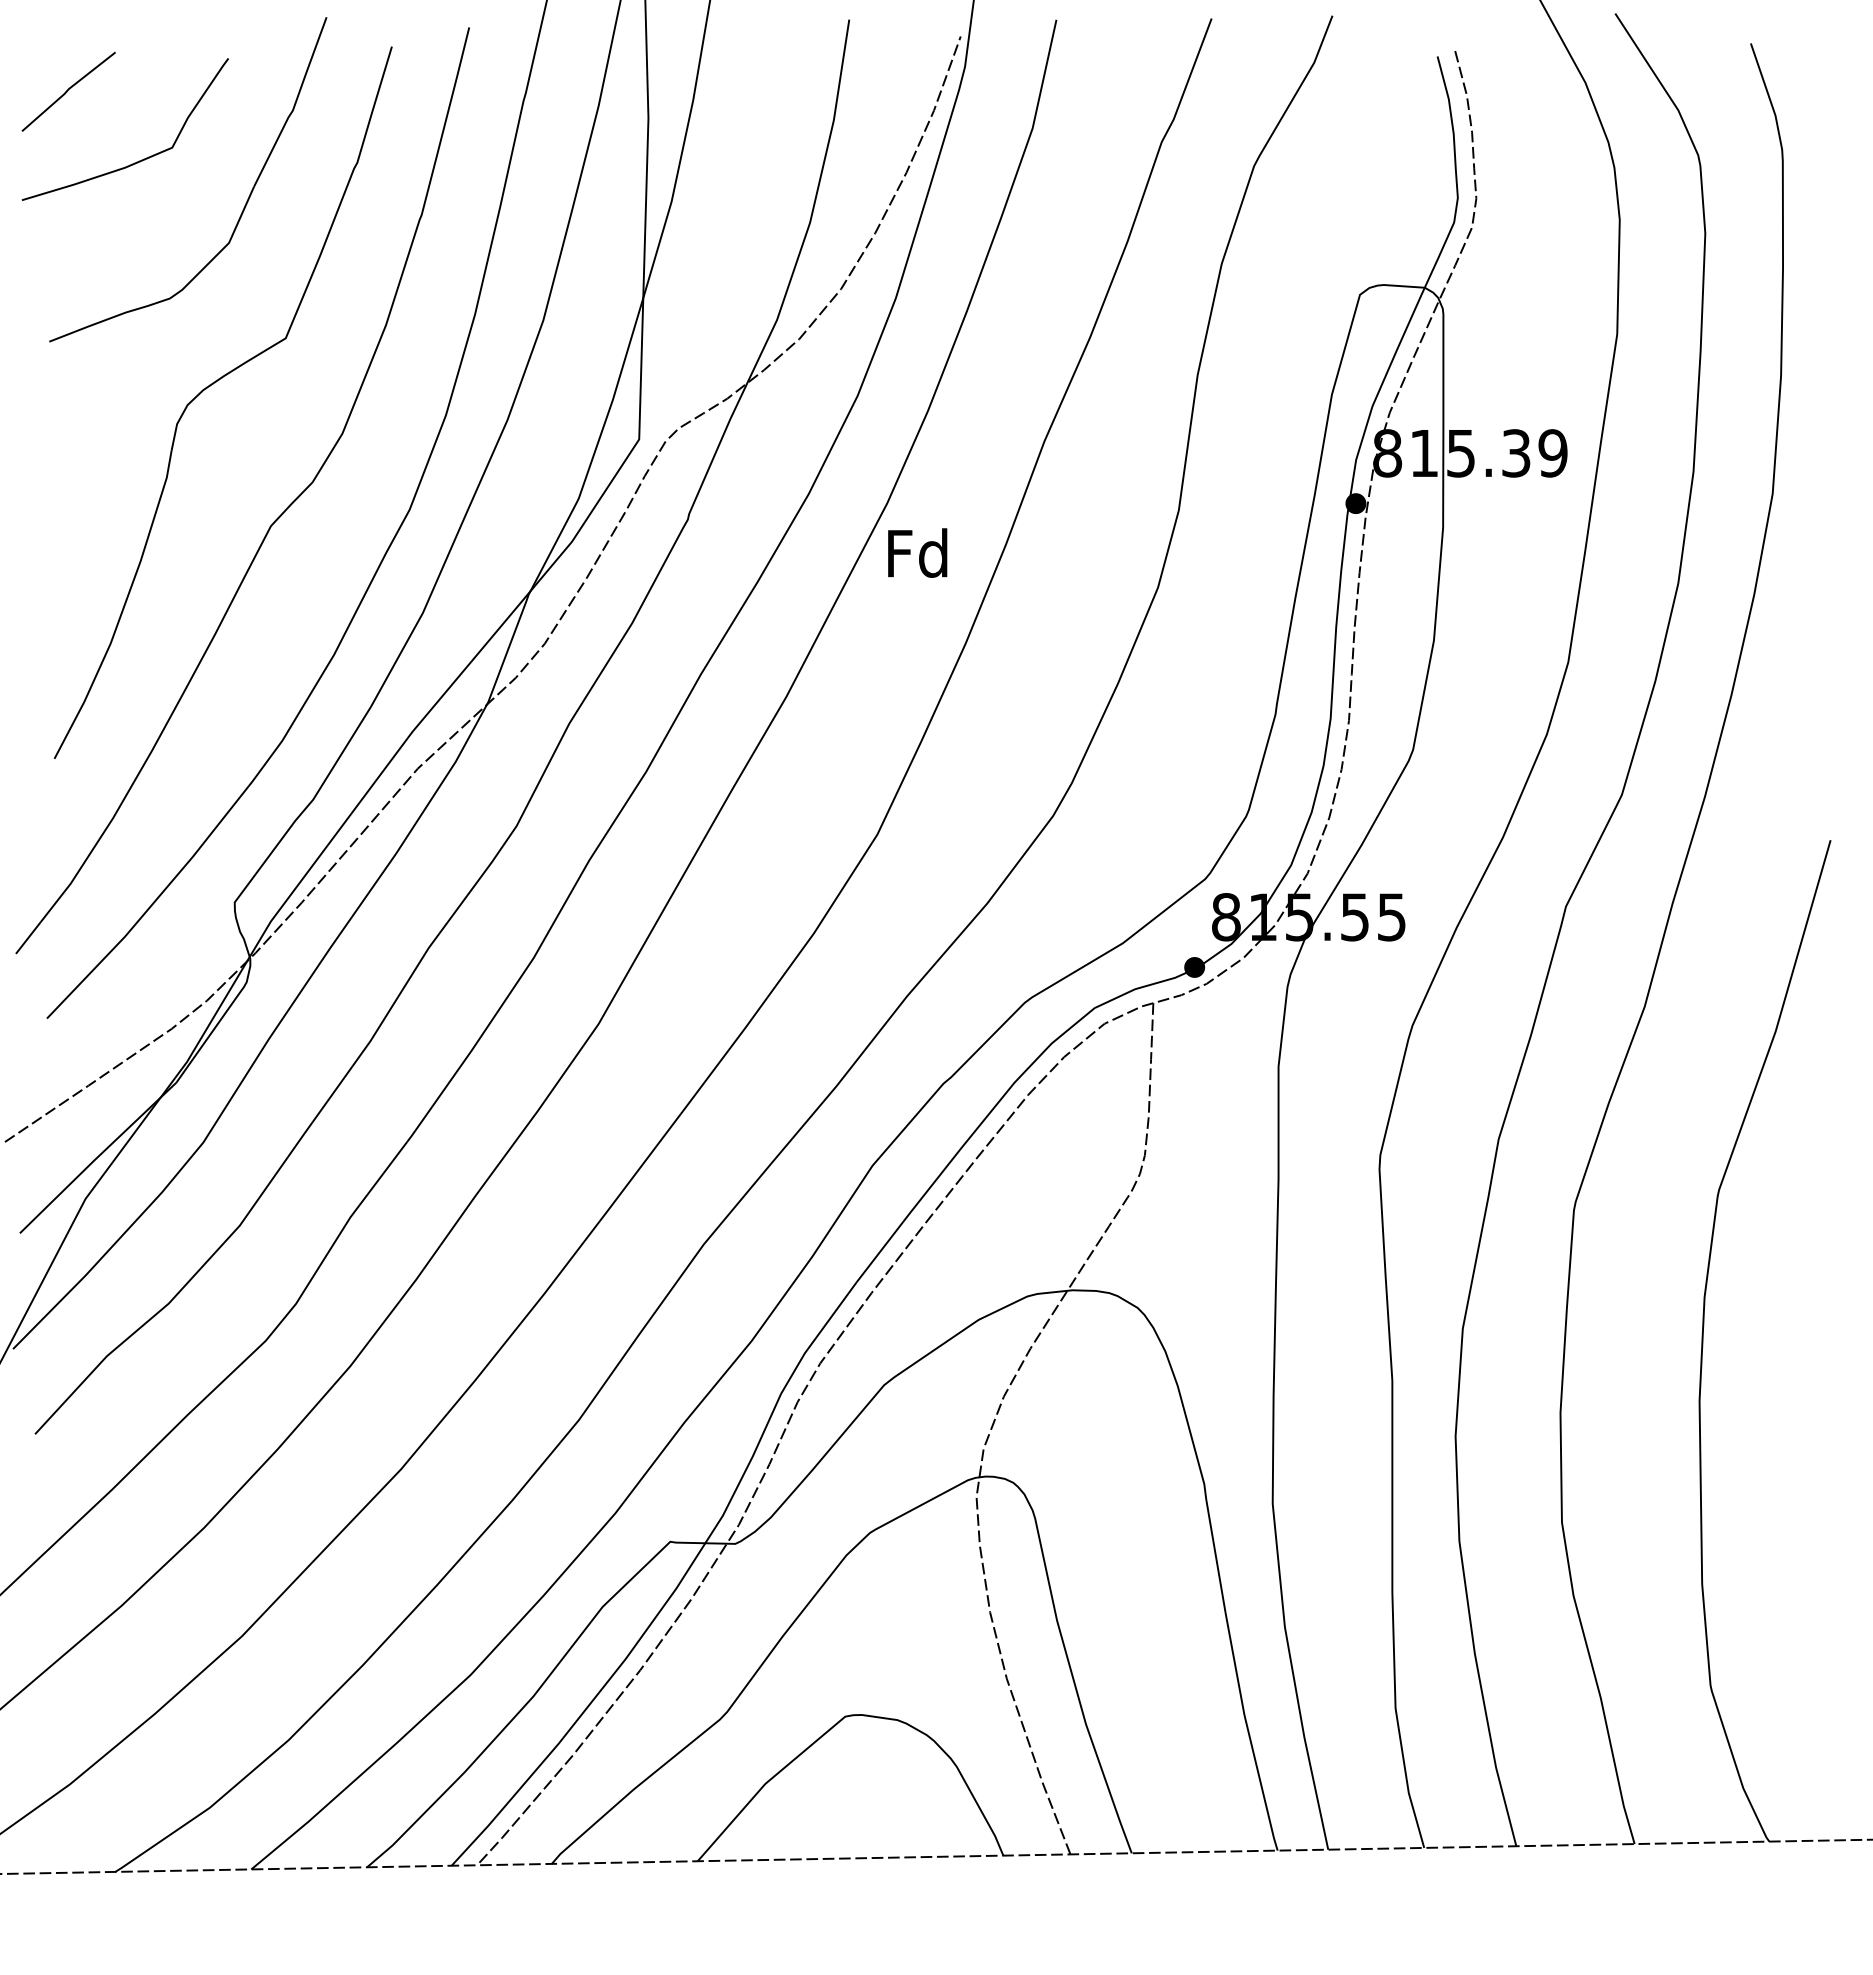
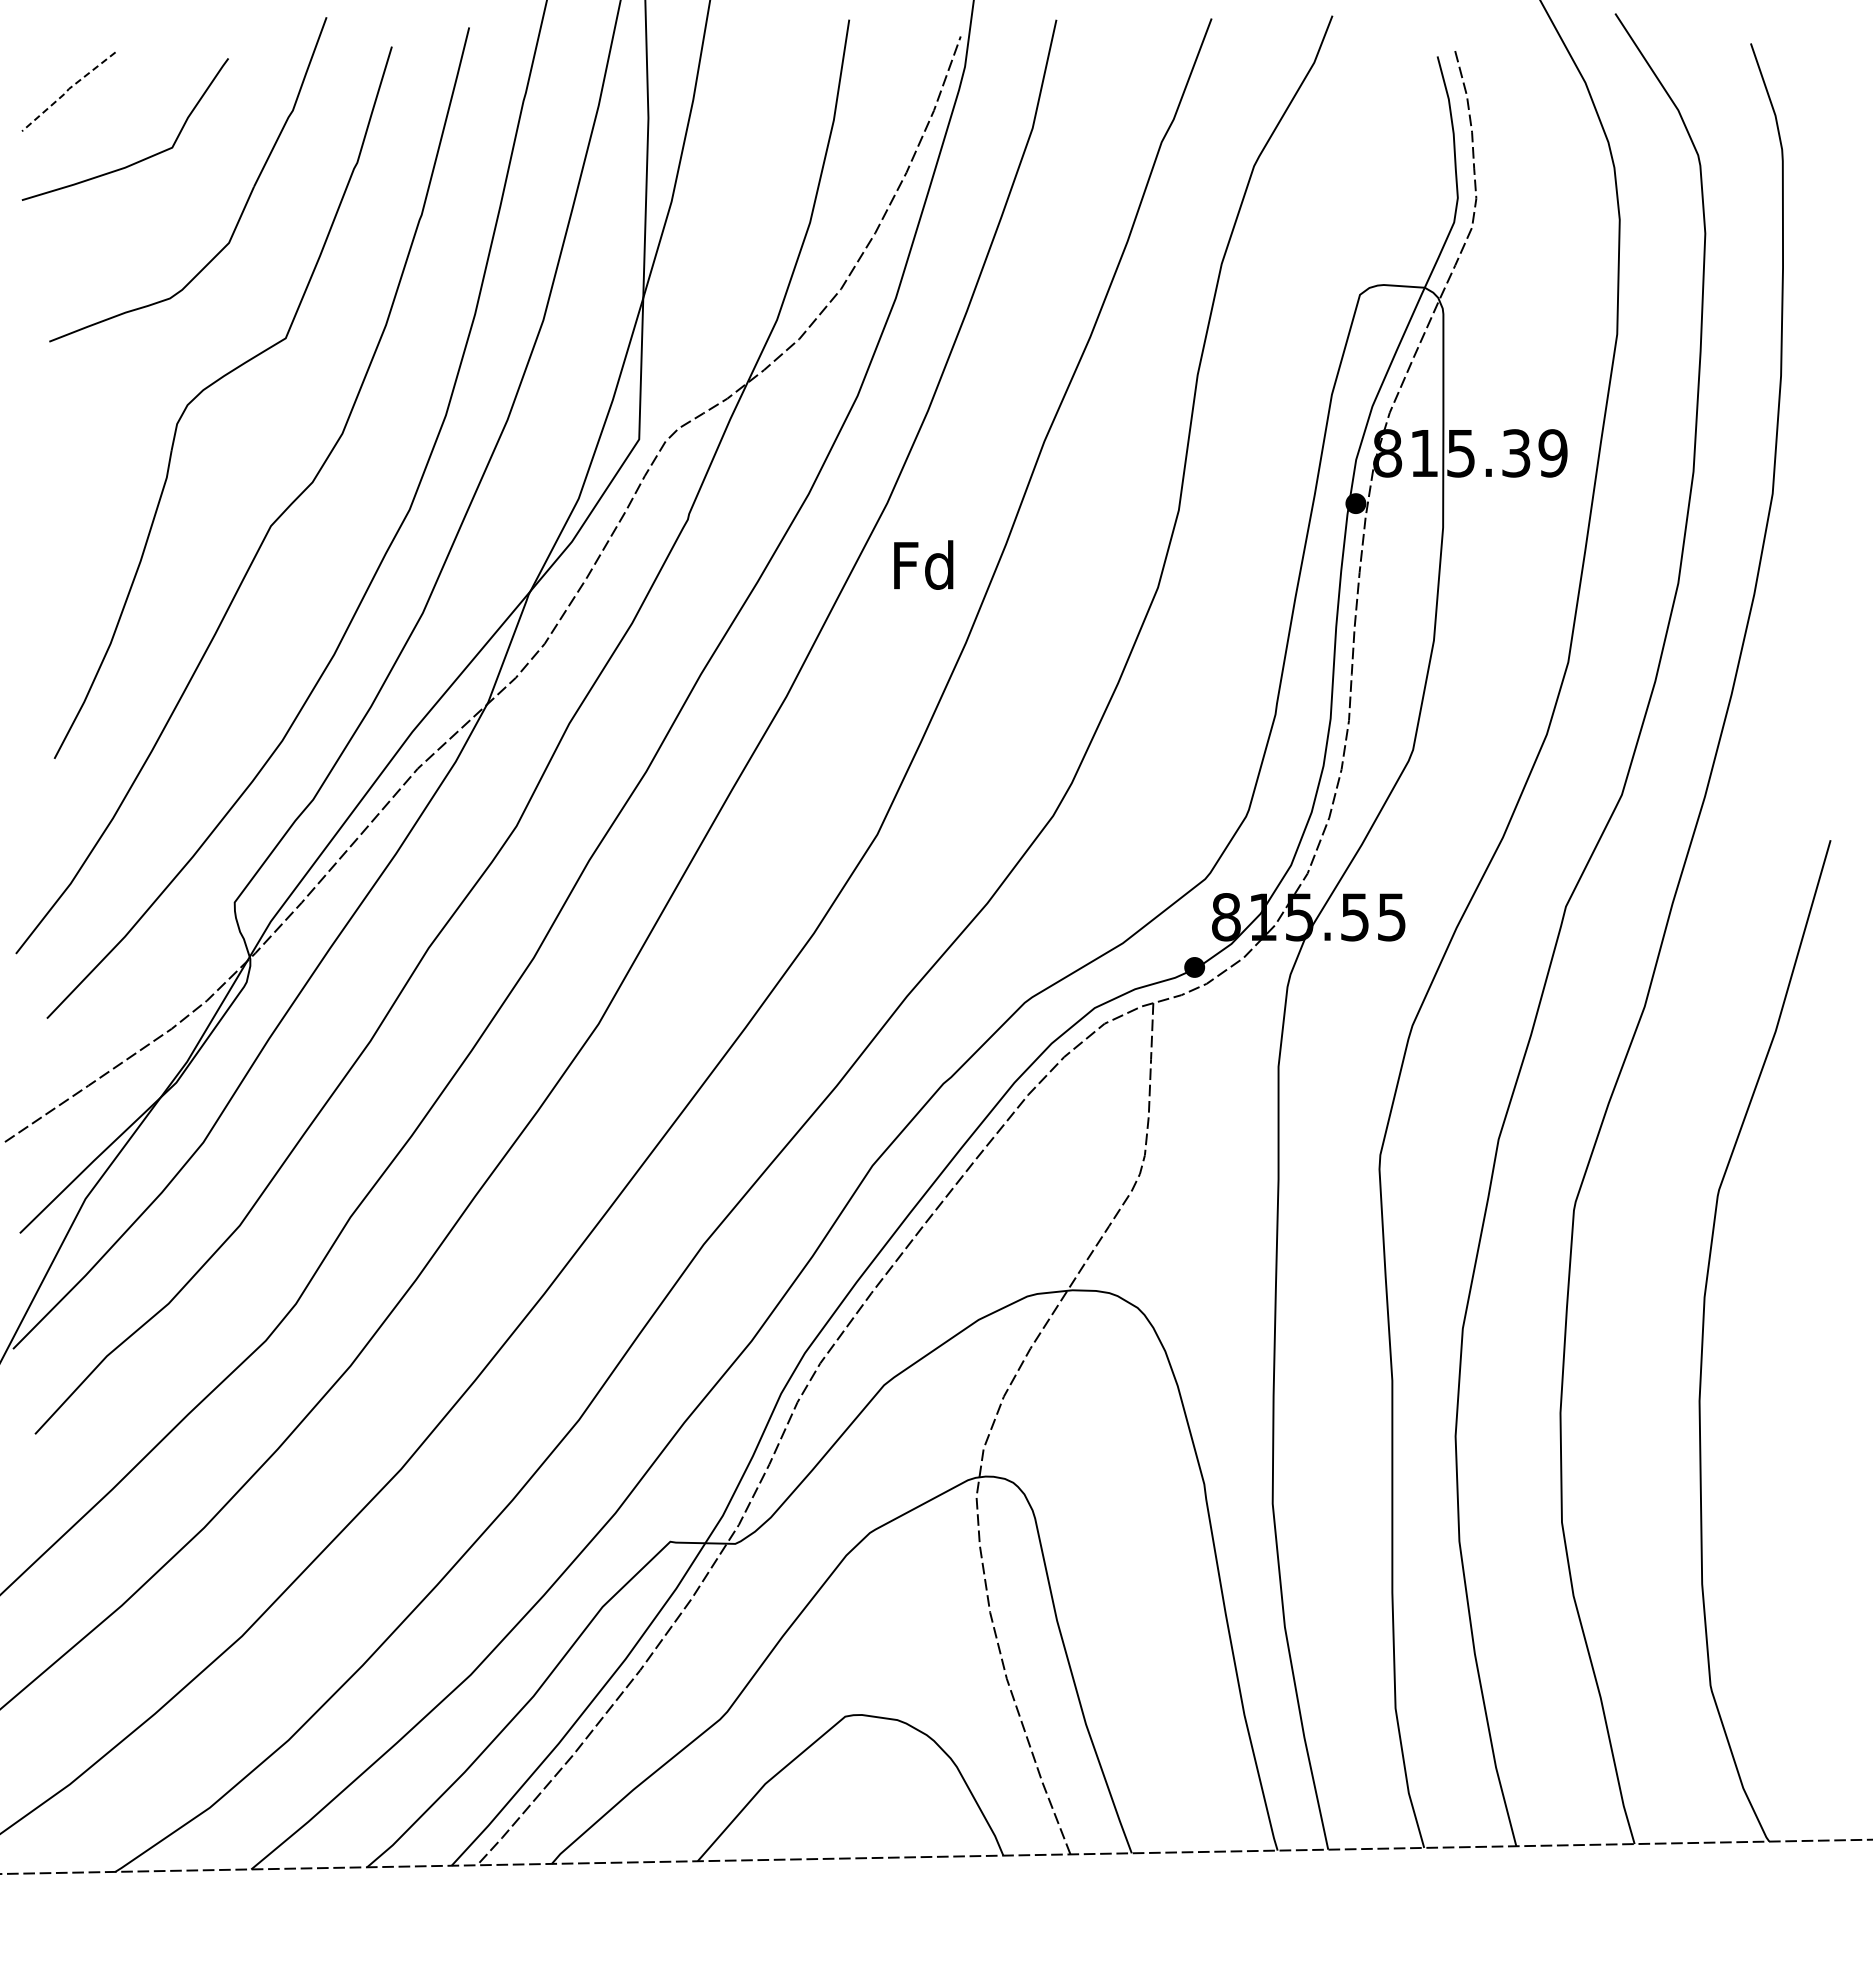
line: solid -> dashed (67, 90)
text position: (917, 552) -> (923, 564) (923, 564)
